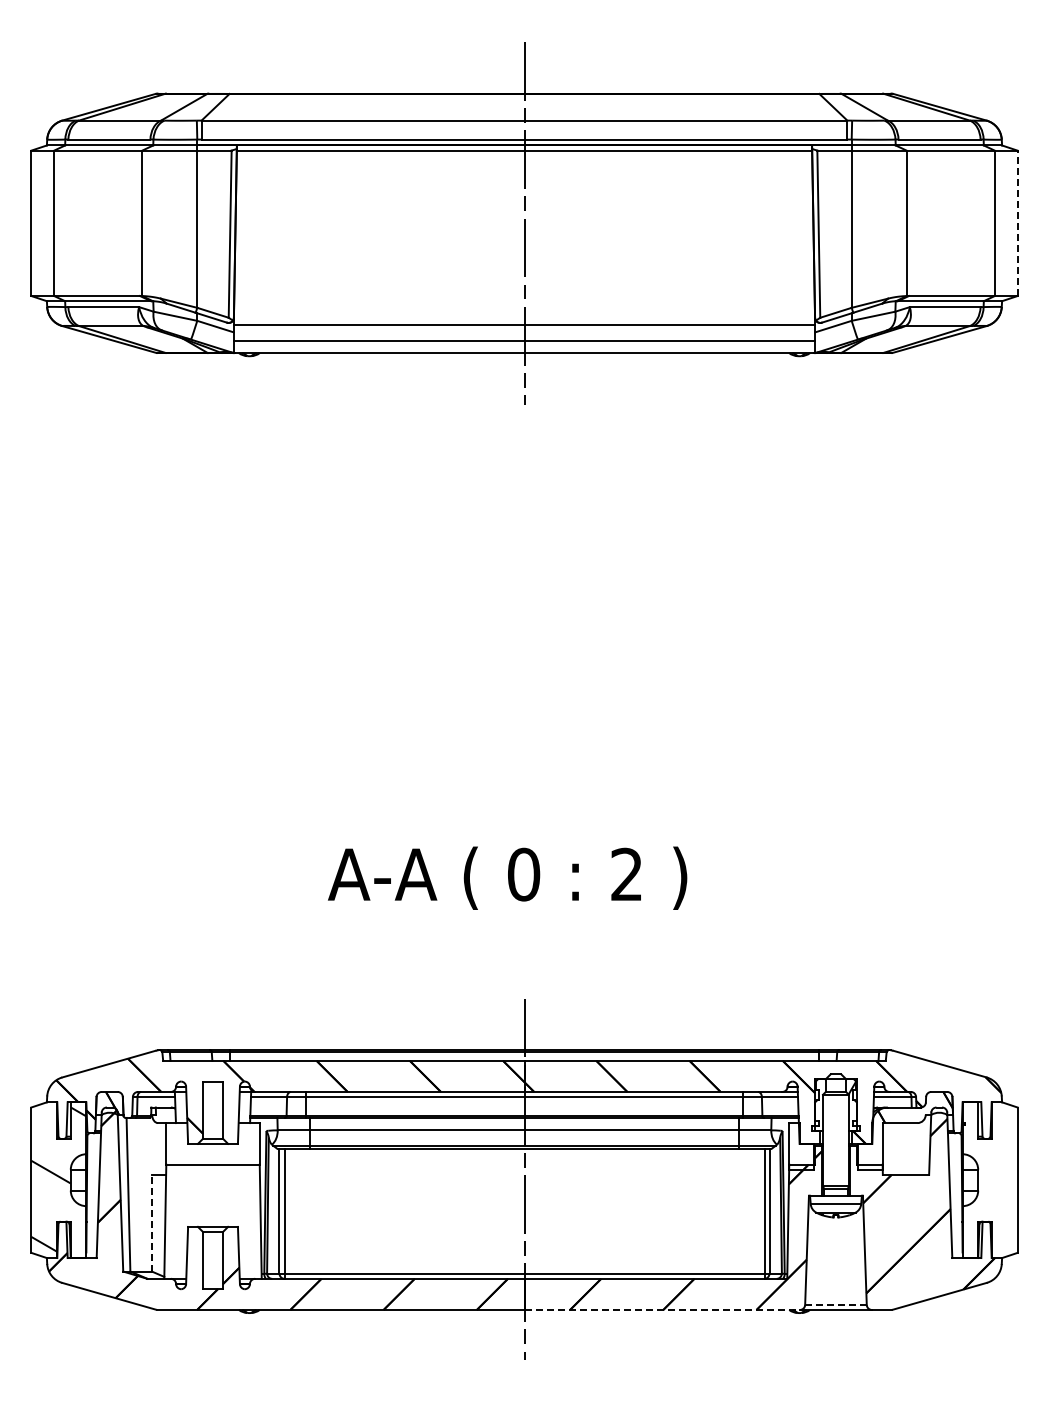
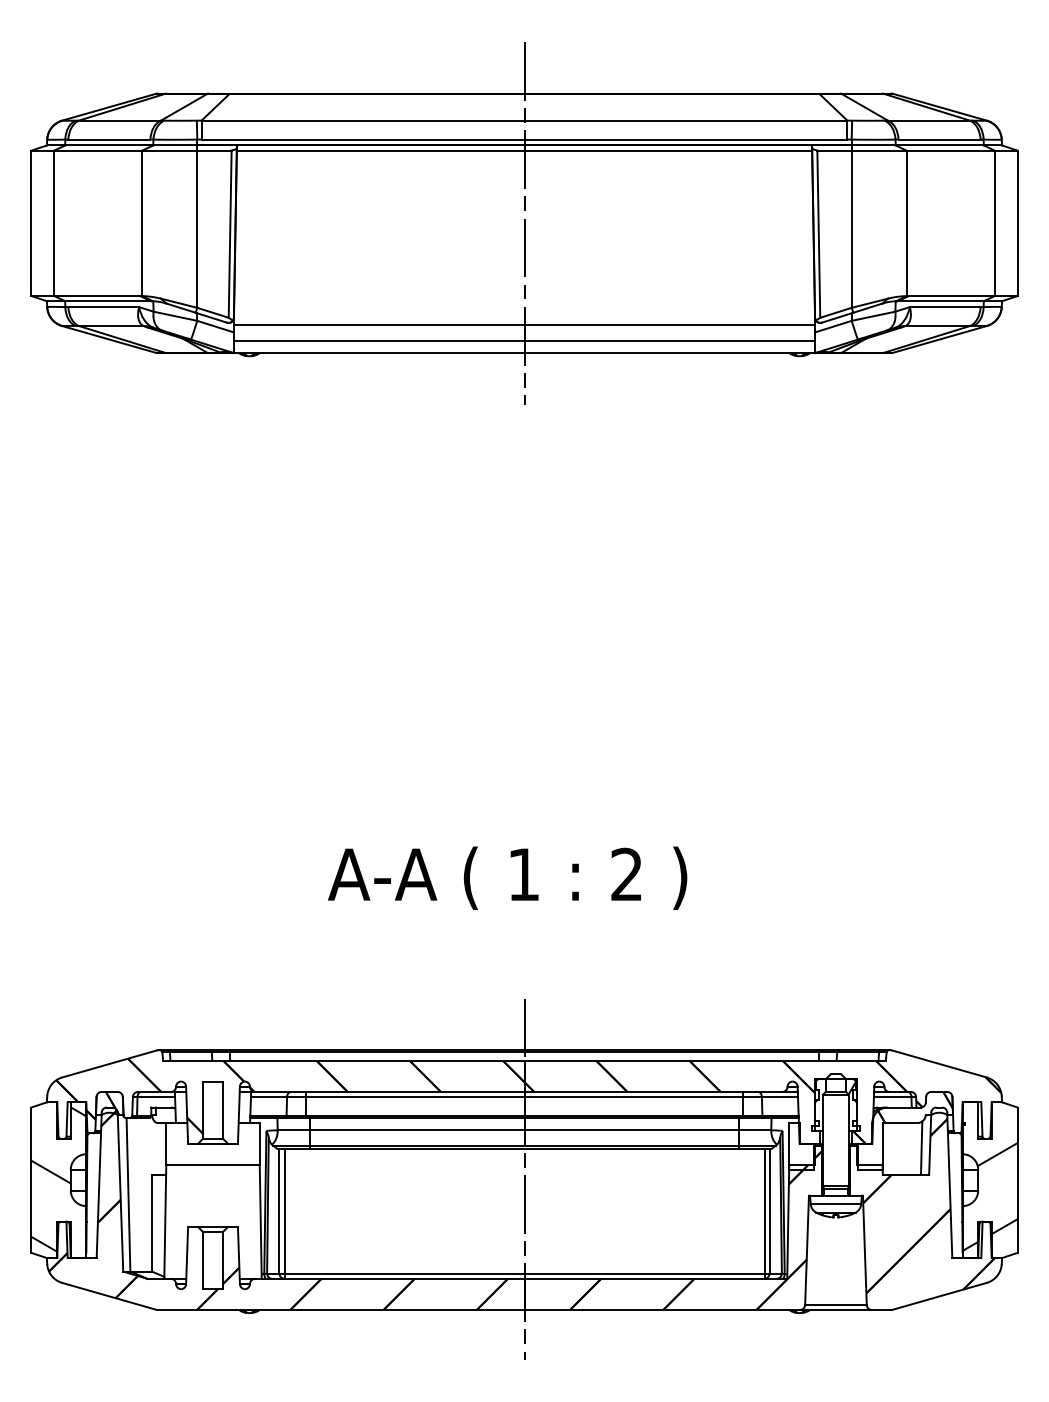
line: dashed -> solid (1017, 223)
text: 0 -> 1 (524, 874)
line: none -> present (921, 1148)
hatch: none -> present (989, 1196)
line: dashed -> solid (151, 1222)
line: dashed -> solid (835, 1304)
line: dashed -> solid (662, 1309)
